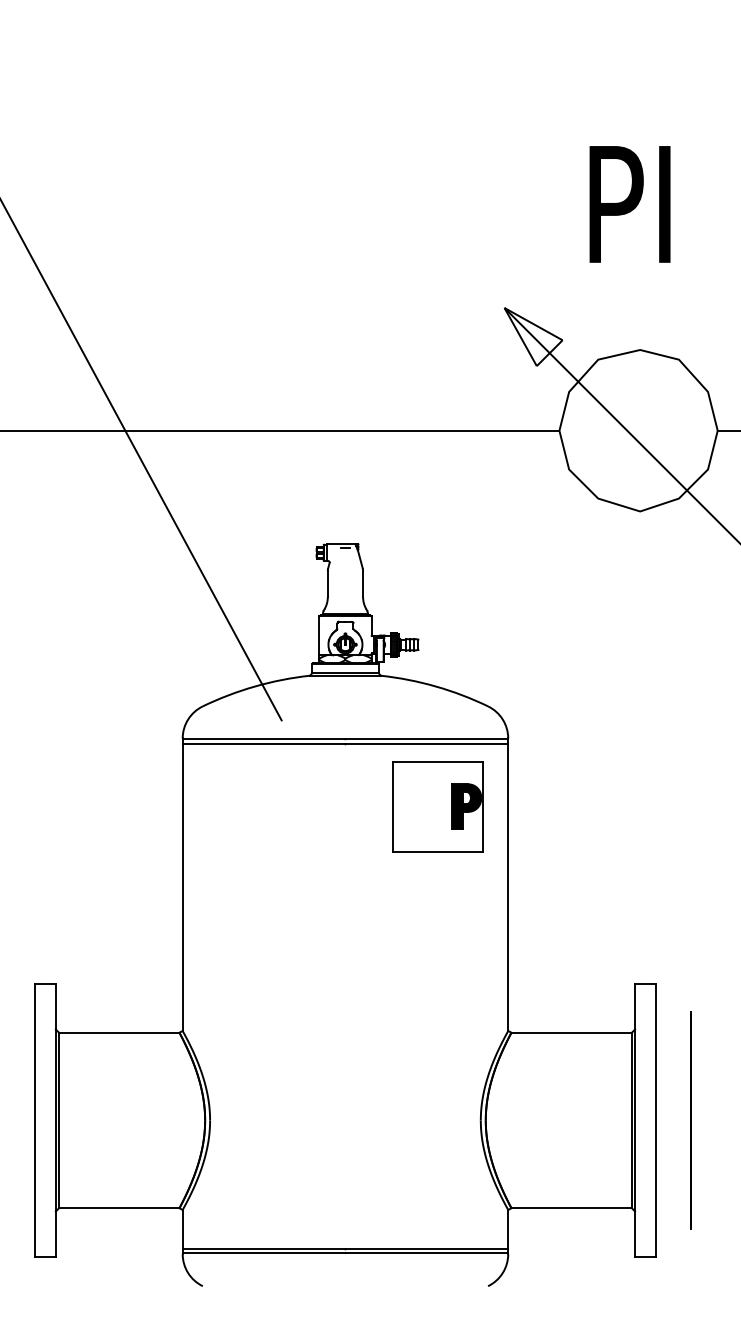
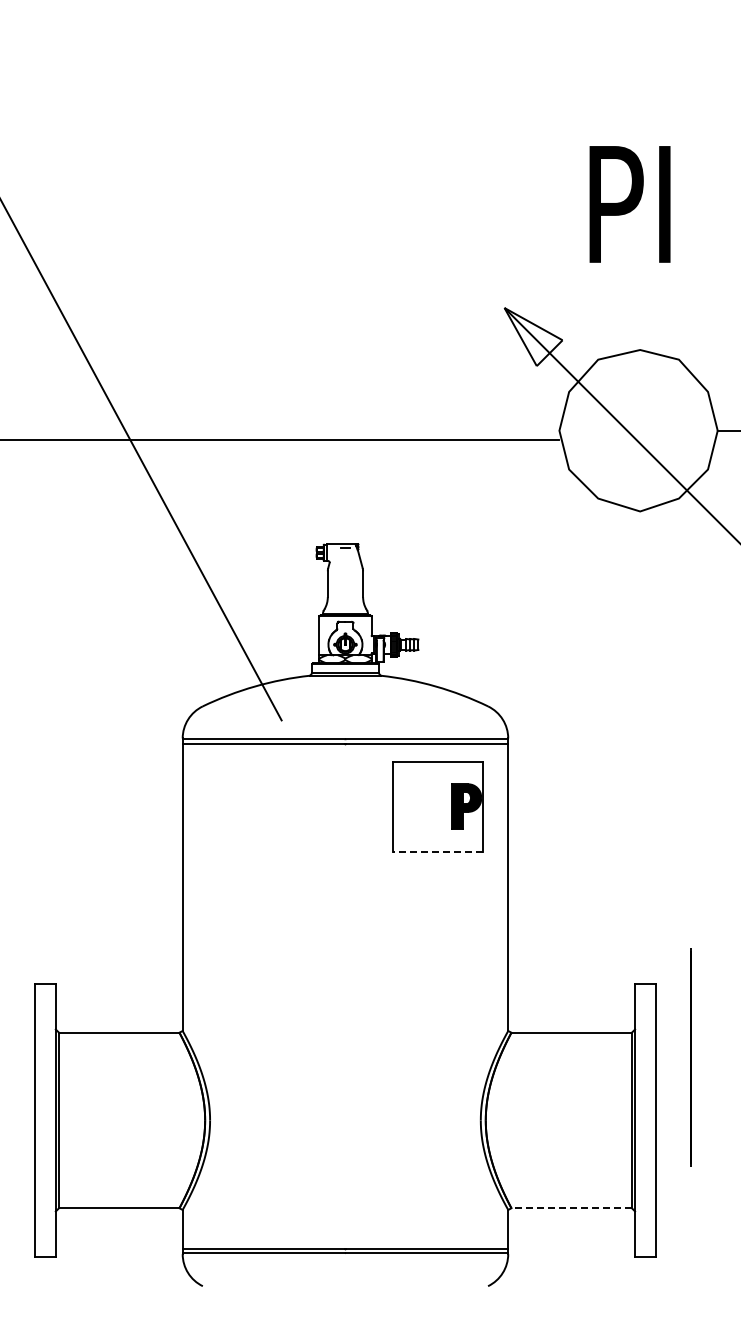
line position: (280, 430) -> (280, 439) (280, 439)
line: solid -> dashed (437, 851)
line position: (690, 1120) -> (690, 1057) (690, 1057)
line: solid -> dashed (571, 1208)
